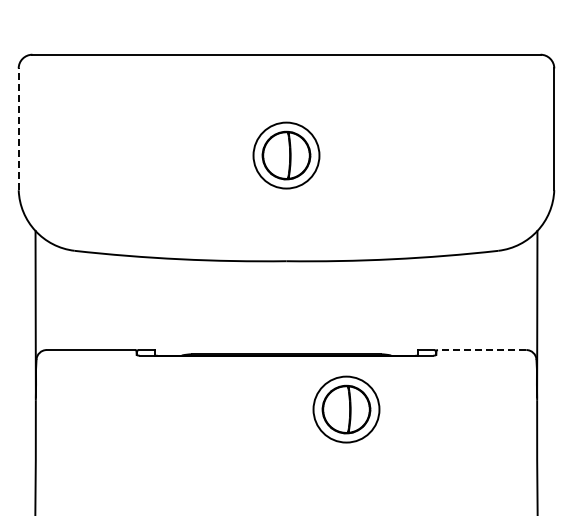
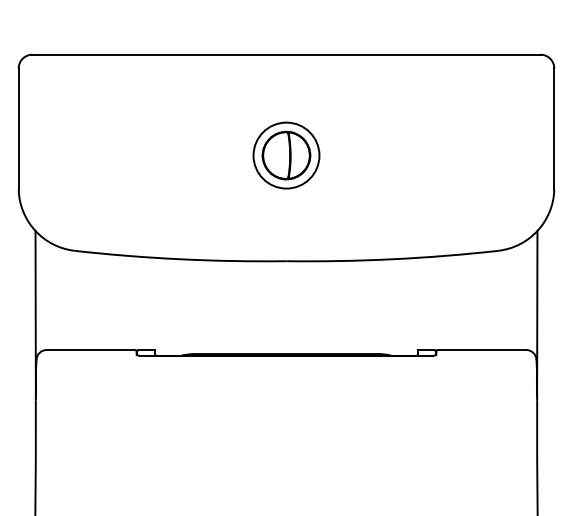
line: dashed -> solid (18, 129)
line: dashed -> solid (481, 350)
part: present -> none (346, 409)
